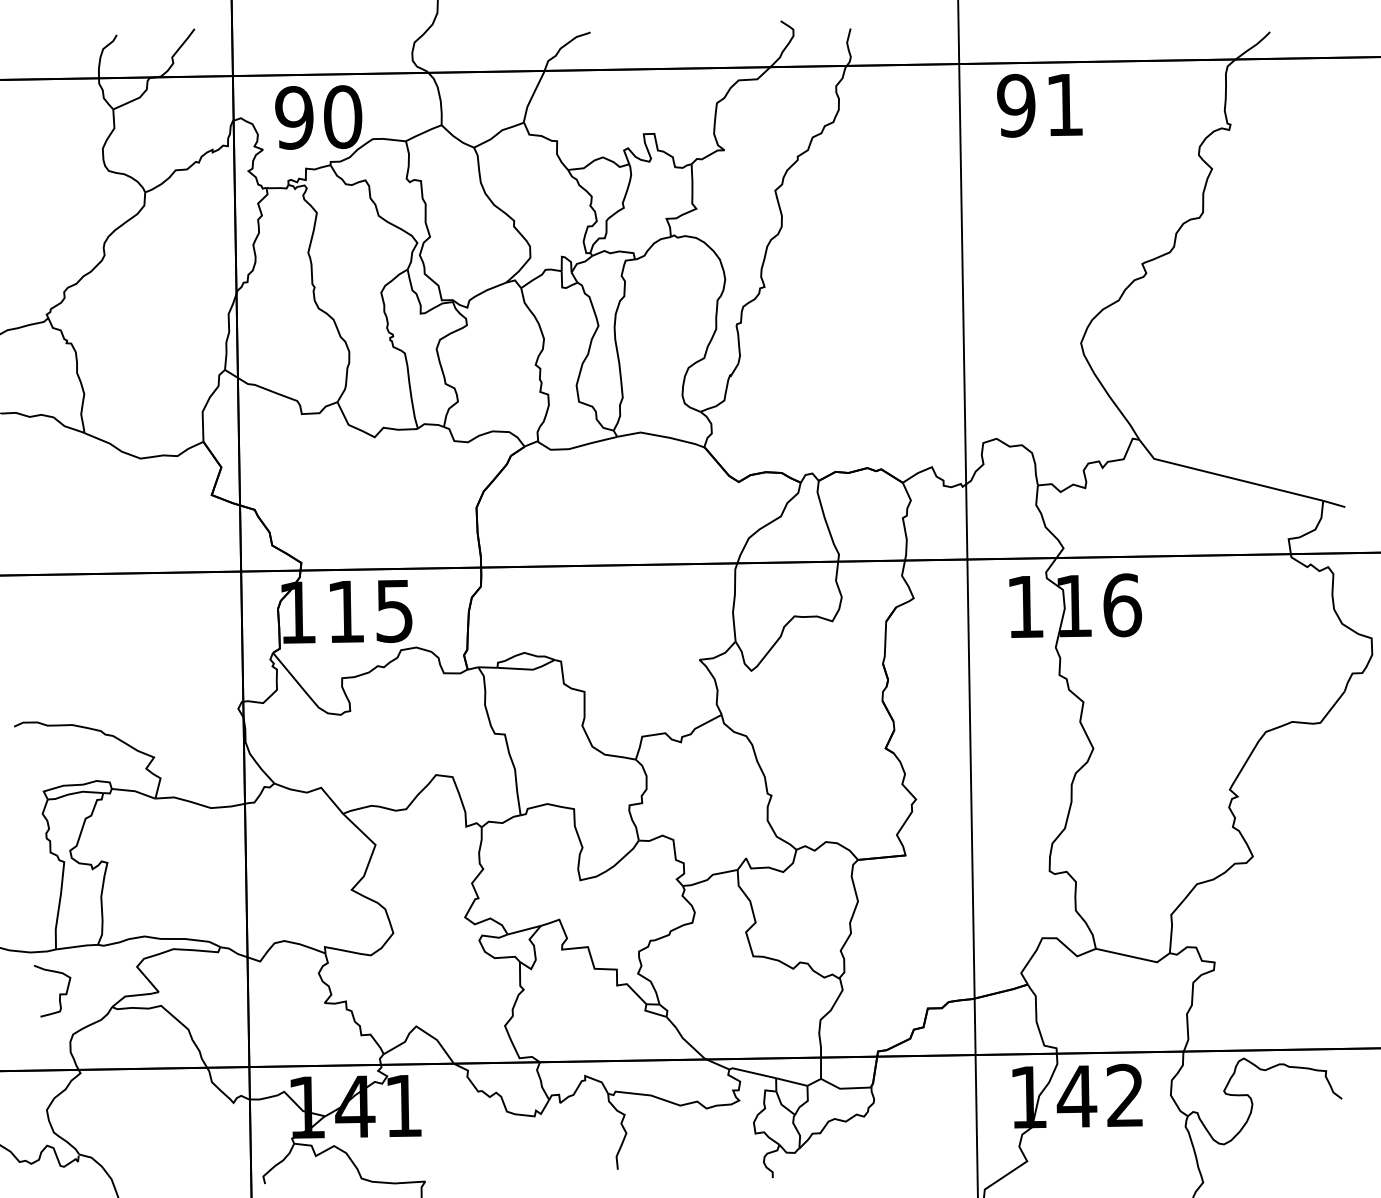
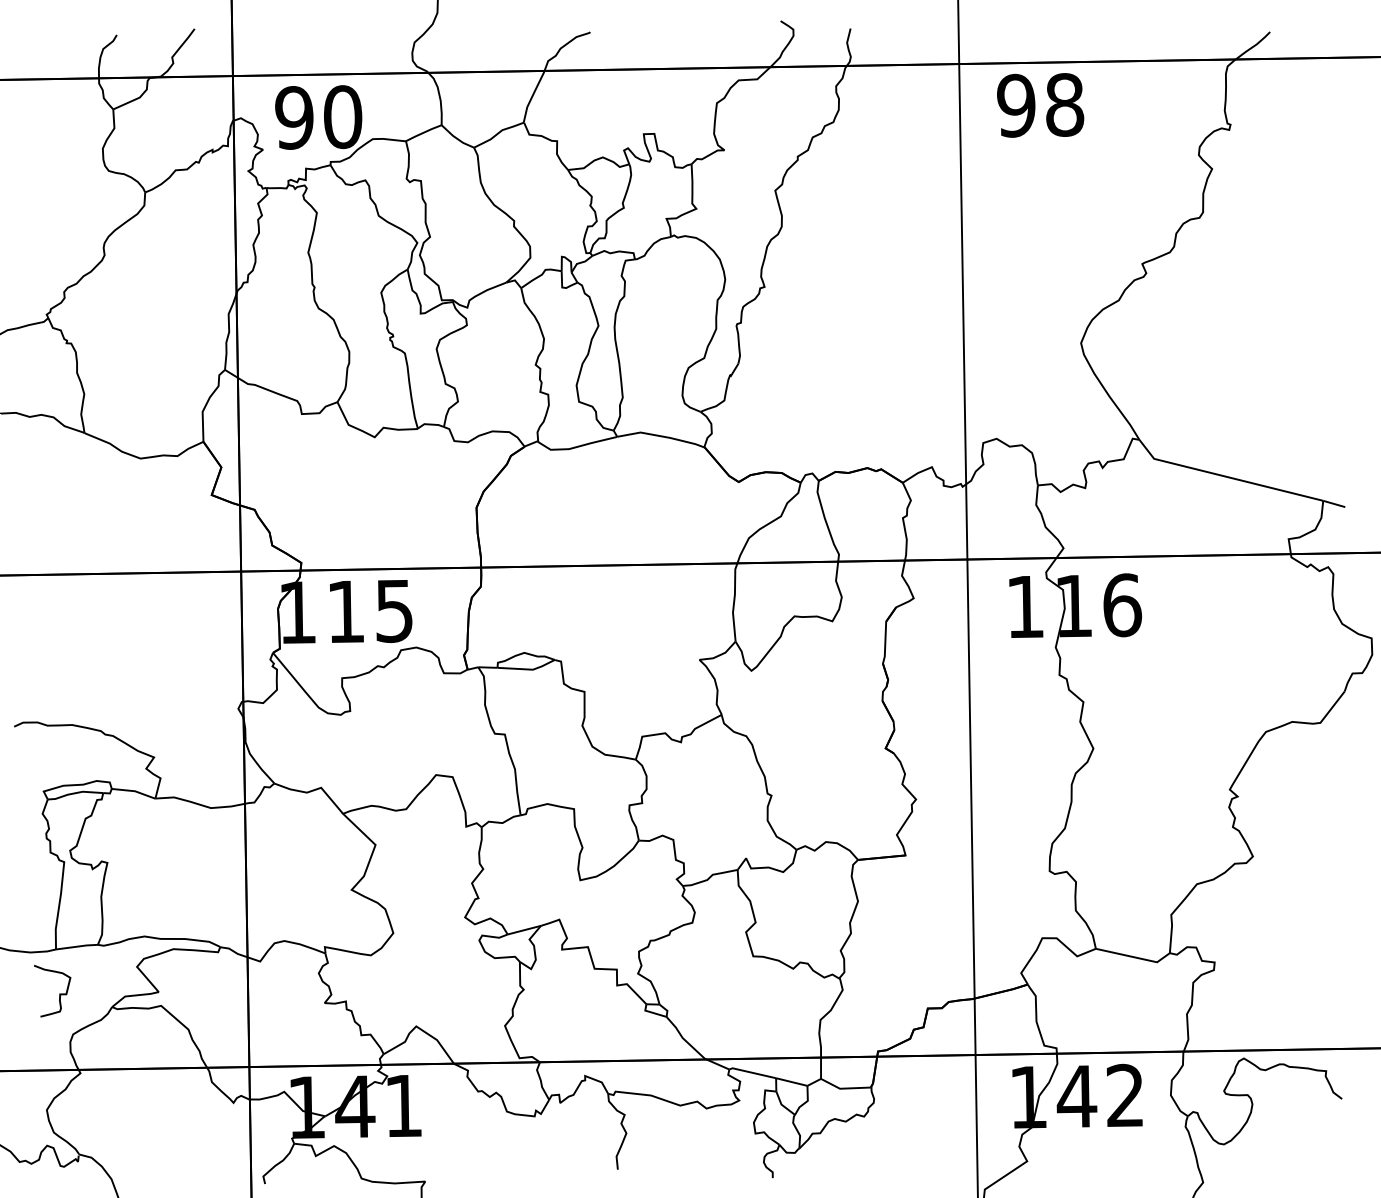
text: 91 -> 98 (1065, 104)
